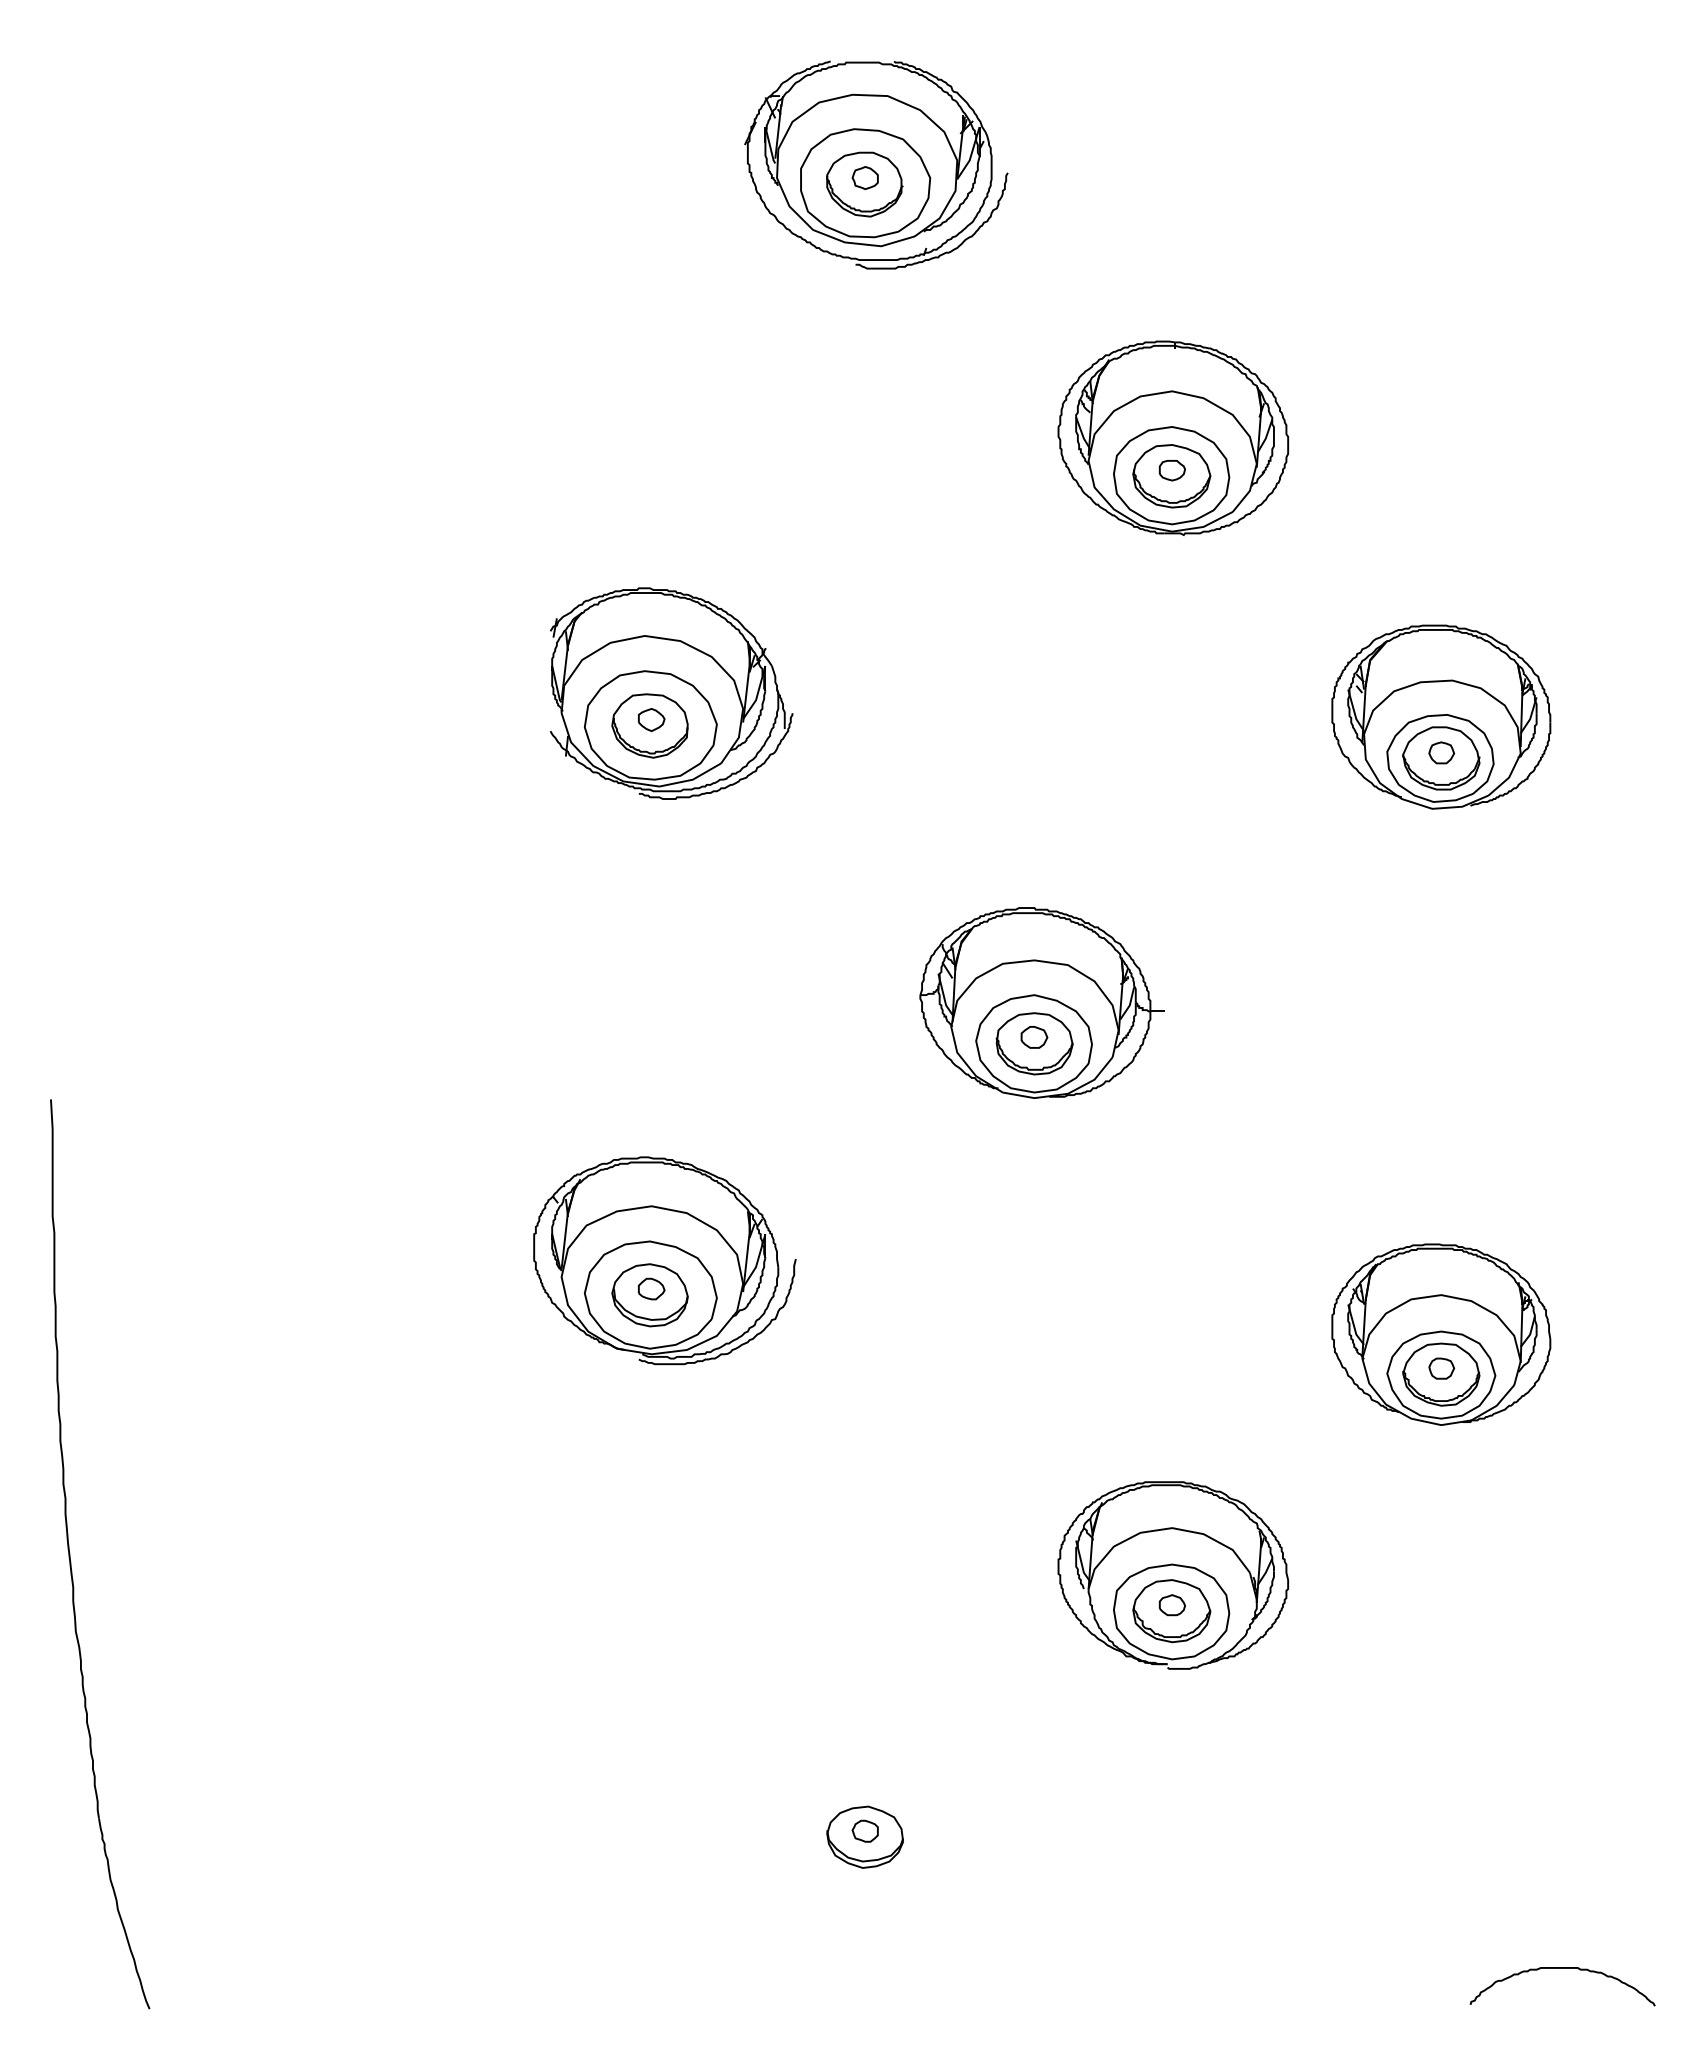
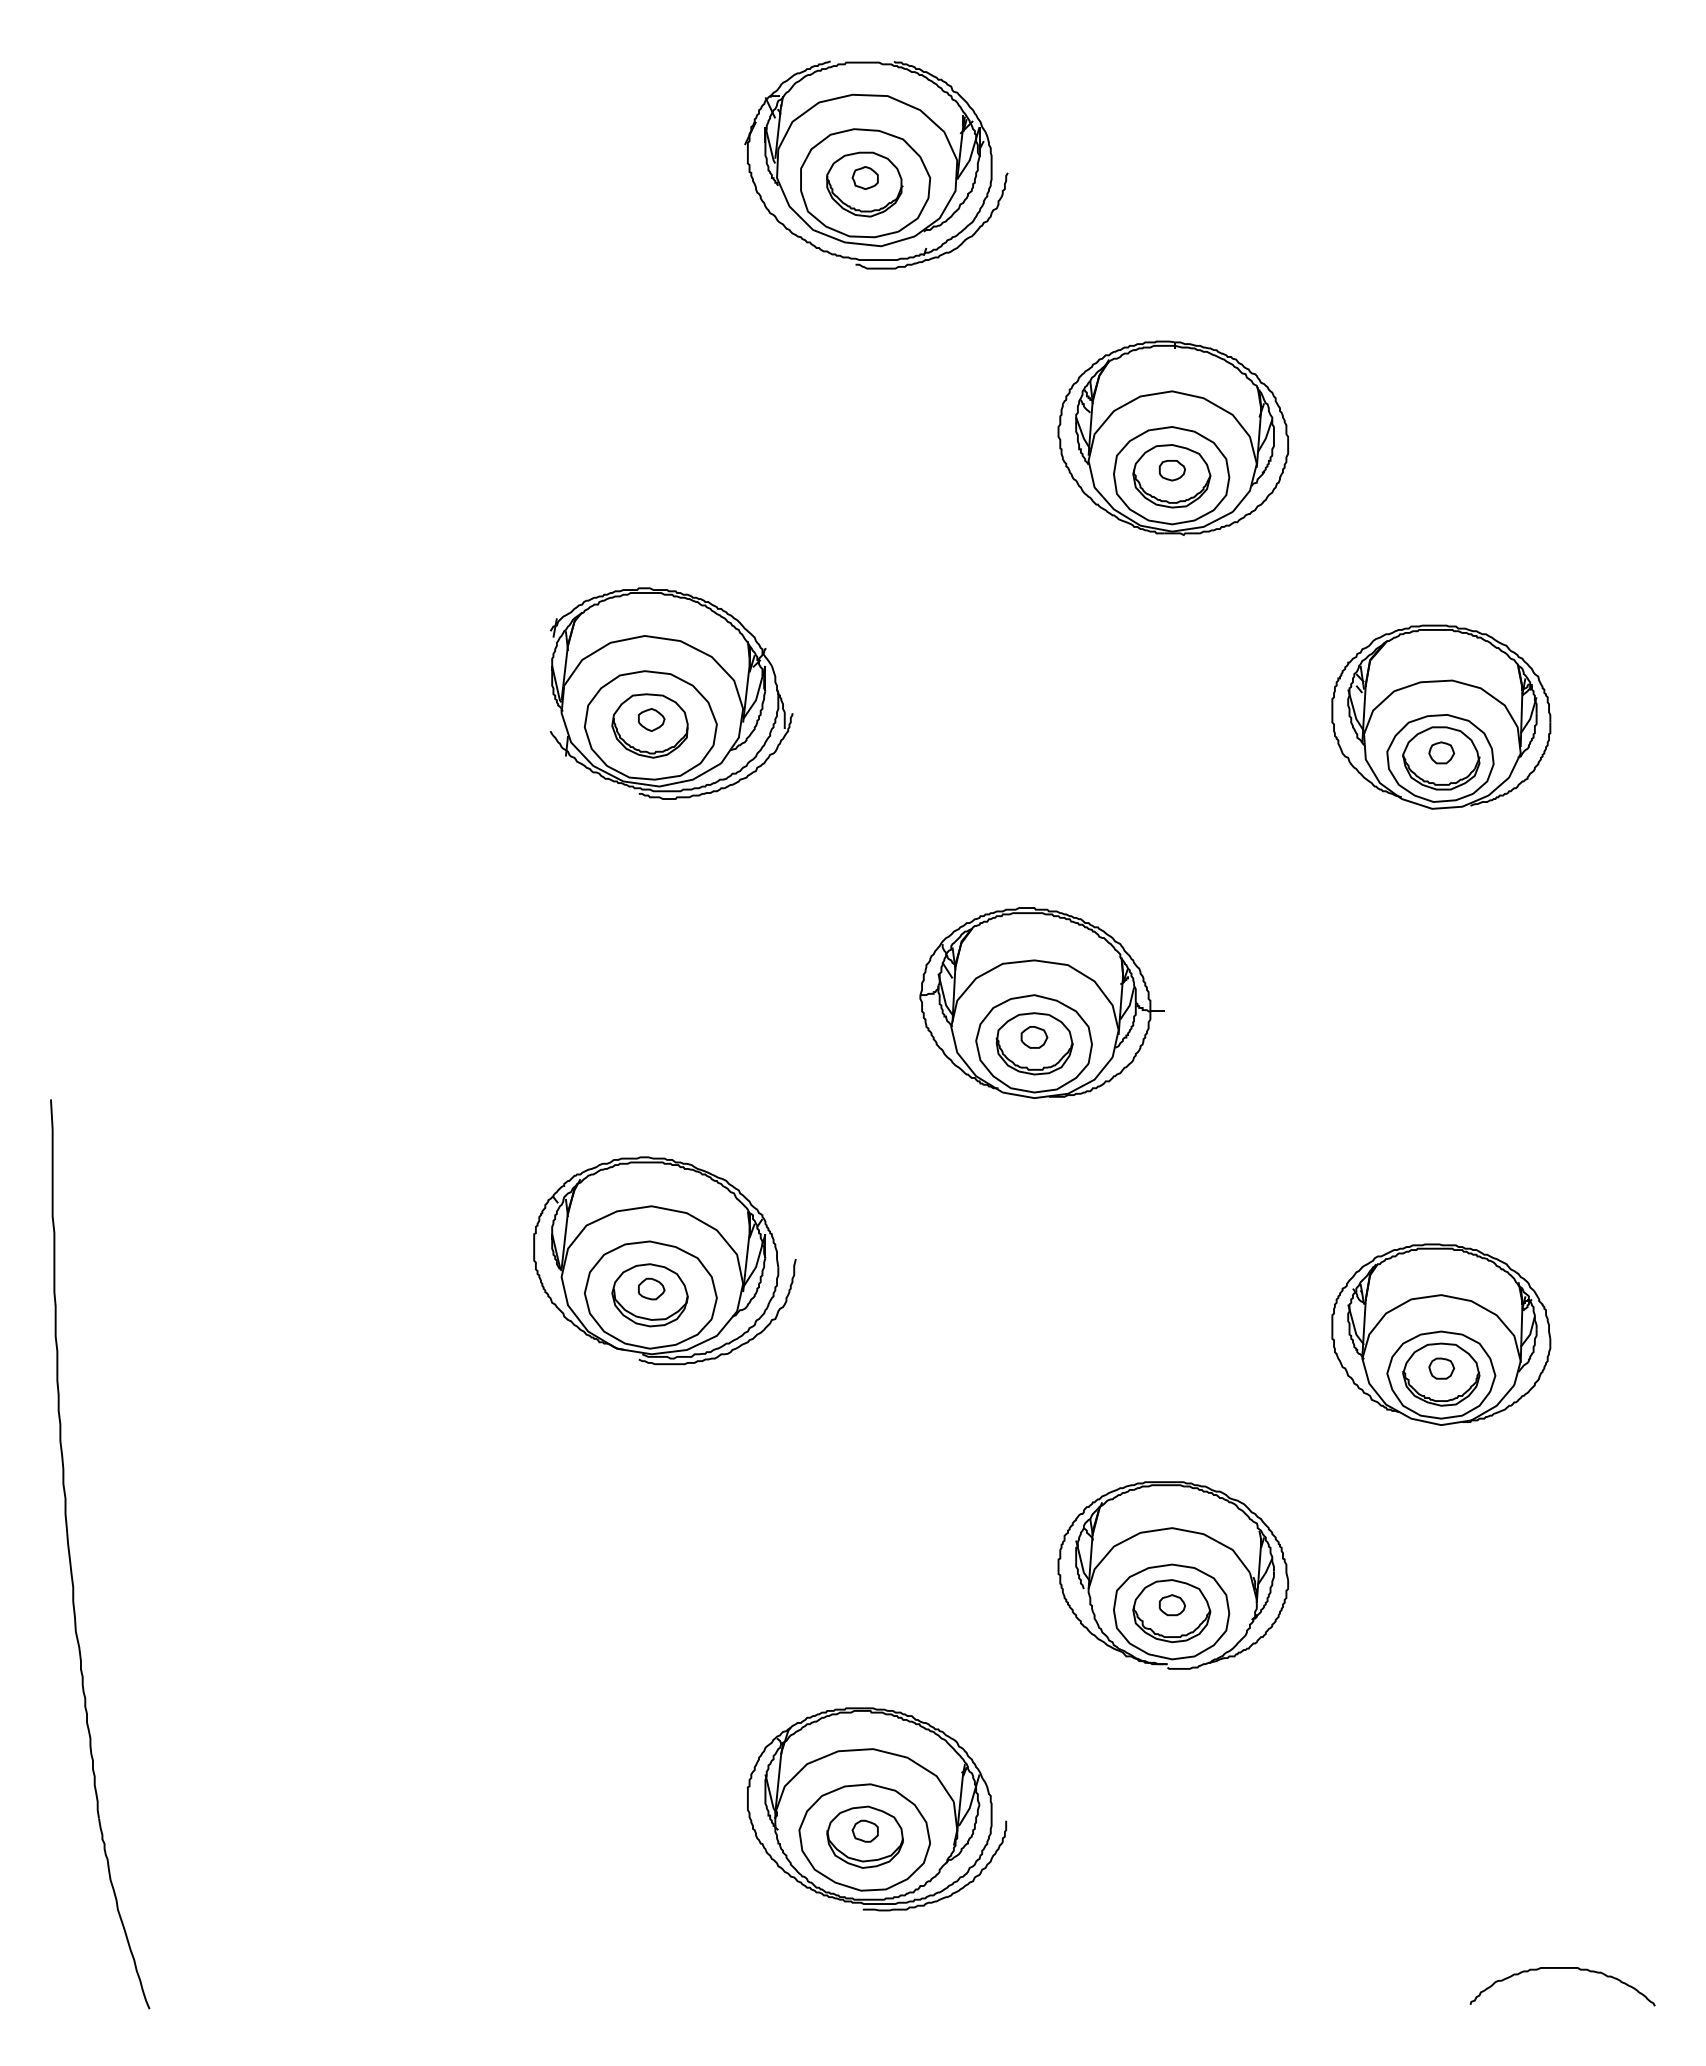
part: none -> present (877, 1809)
